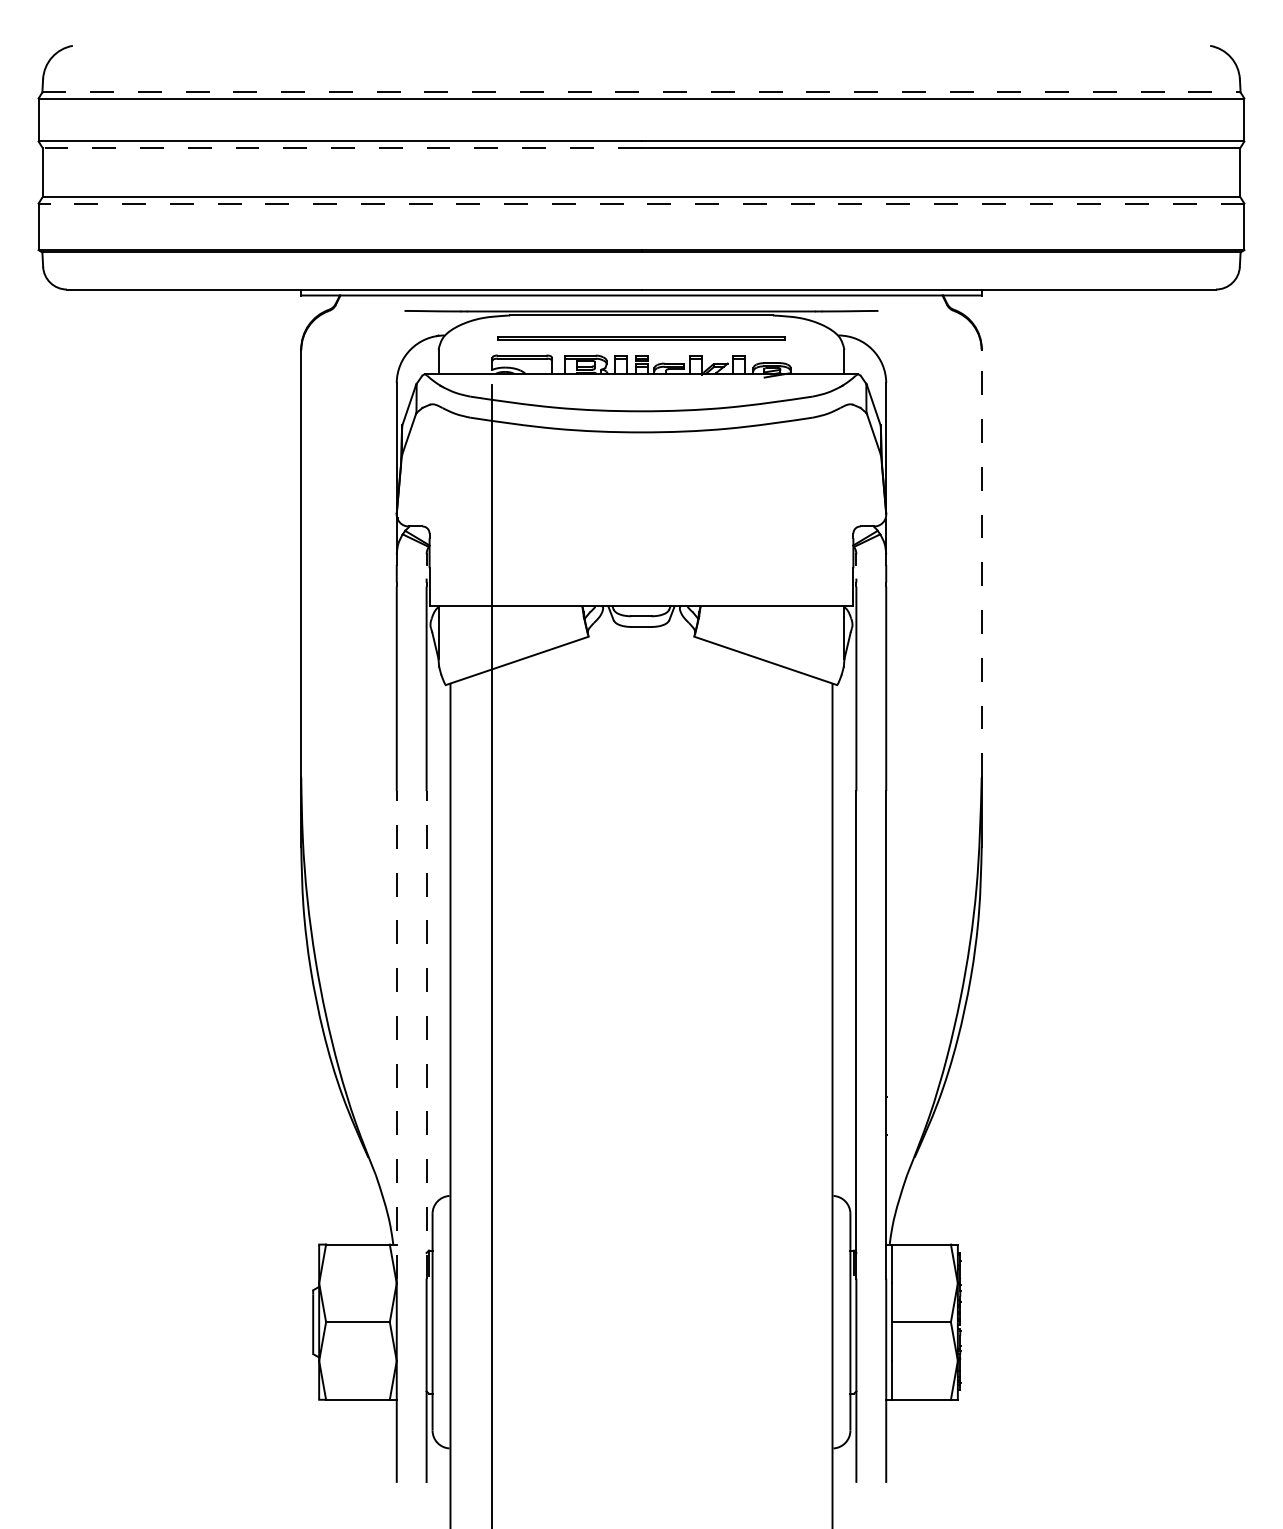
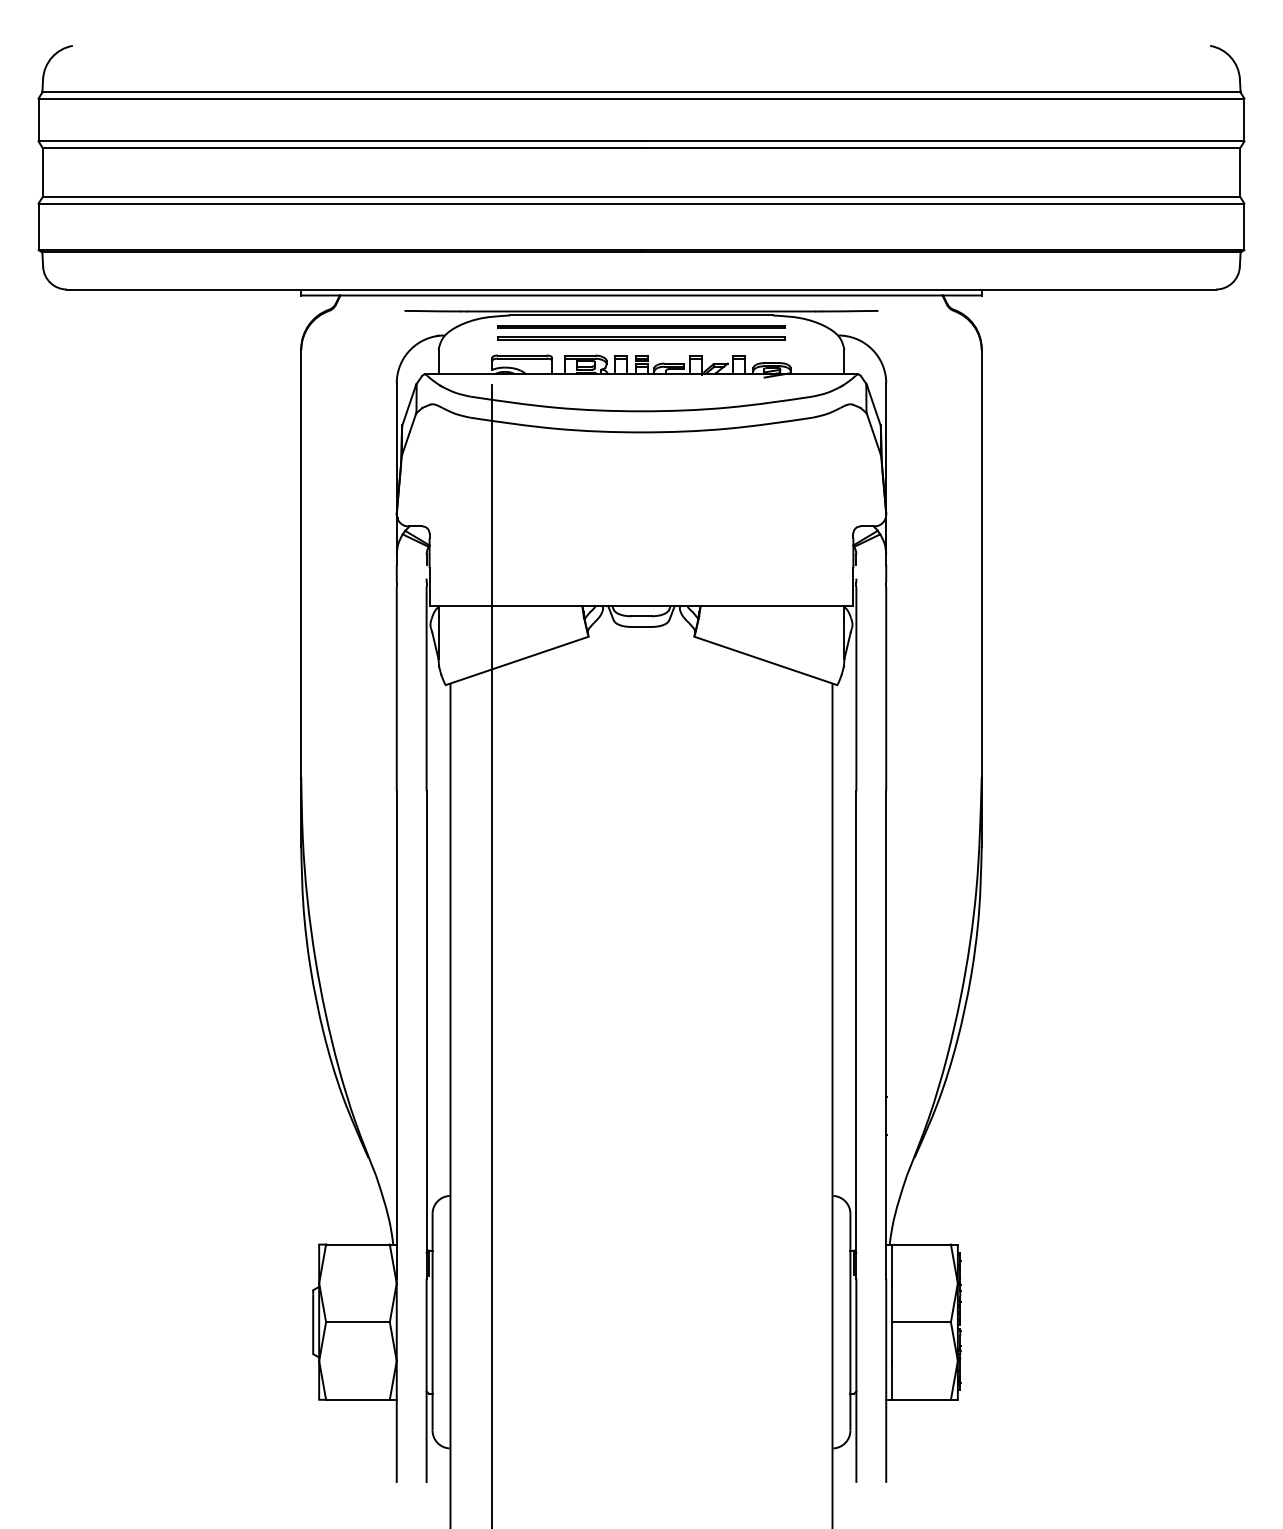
line: dashed -> solid (641, 92)
line: dashed -> solid (341, 147)
line: dashed -> solid (641, 203)
line: none -> present (641, 326)
line: dashed -> solid (981, 563)
line: dashed -> solid (396, 1034)
line: dashed -> solid (426, 1034)
